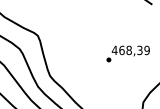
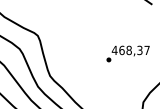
text: 468,39 -> 468,37 (146, 50)
